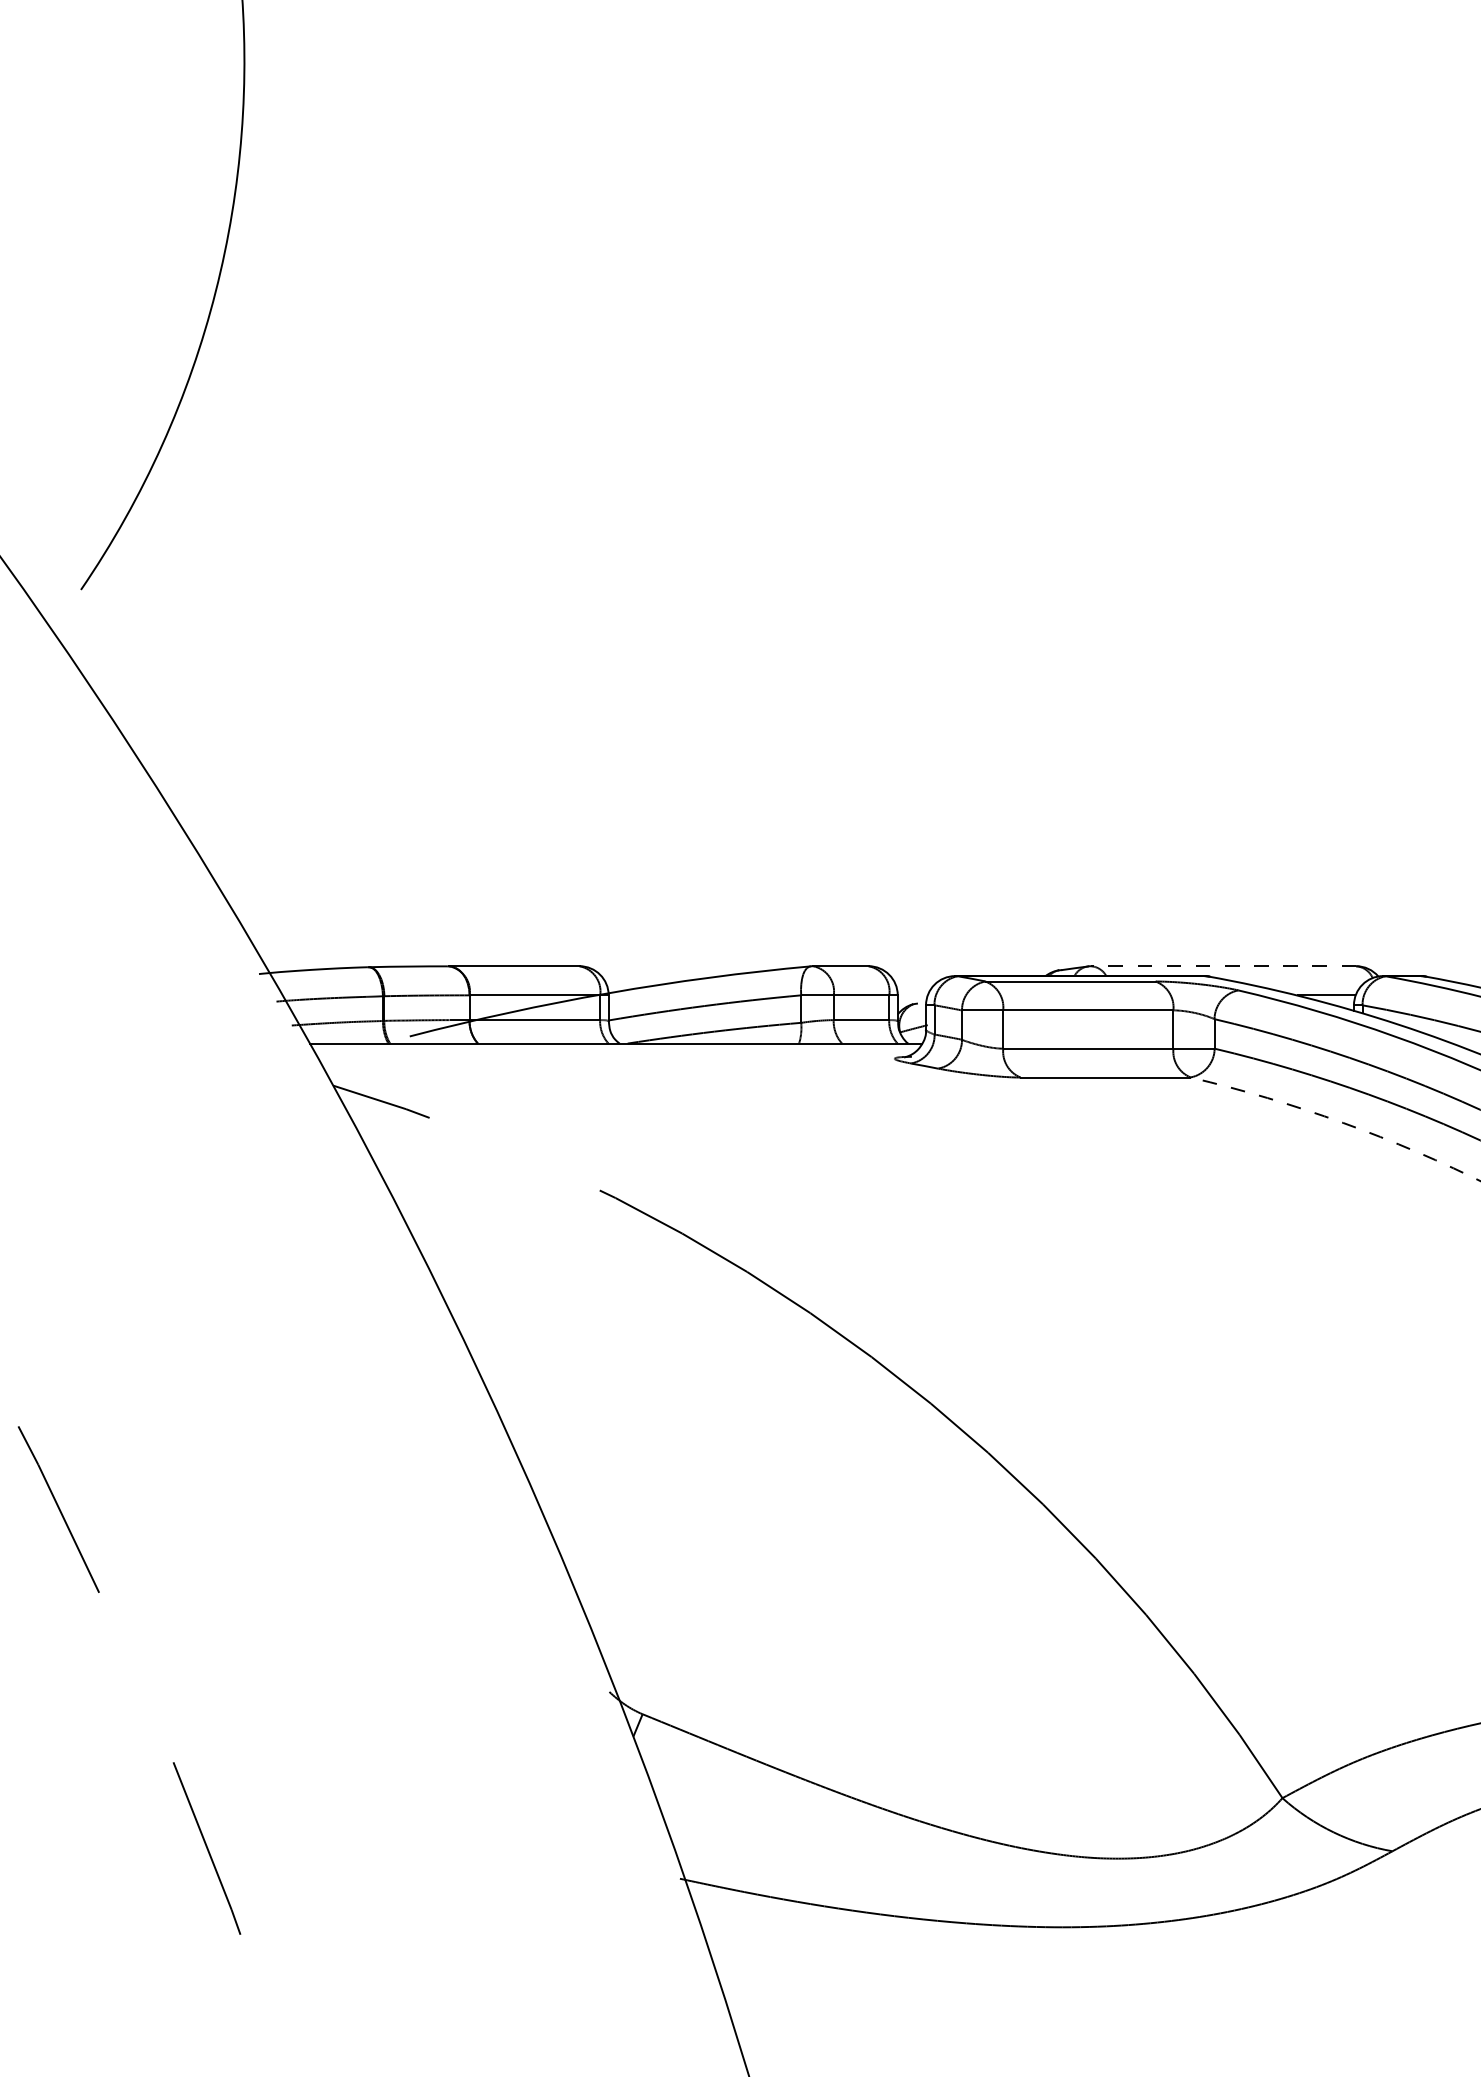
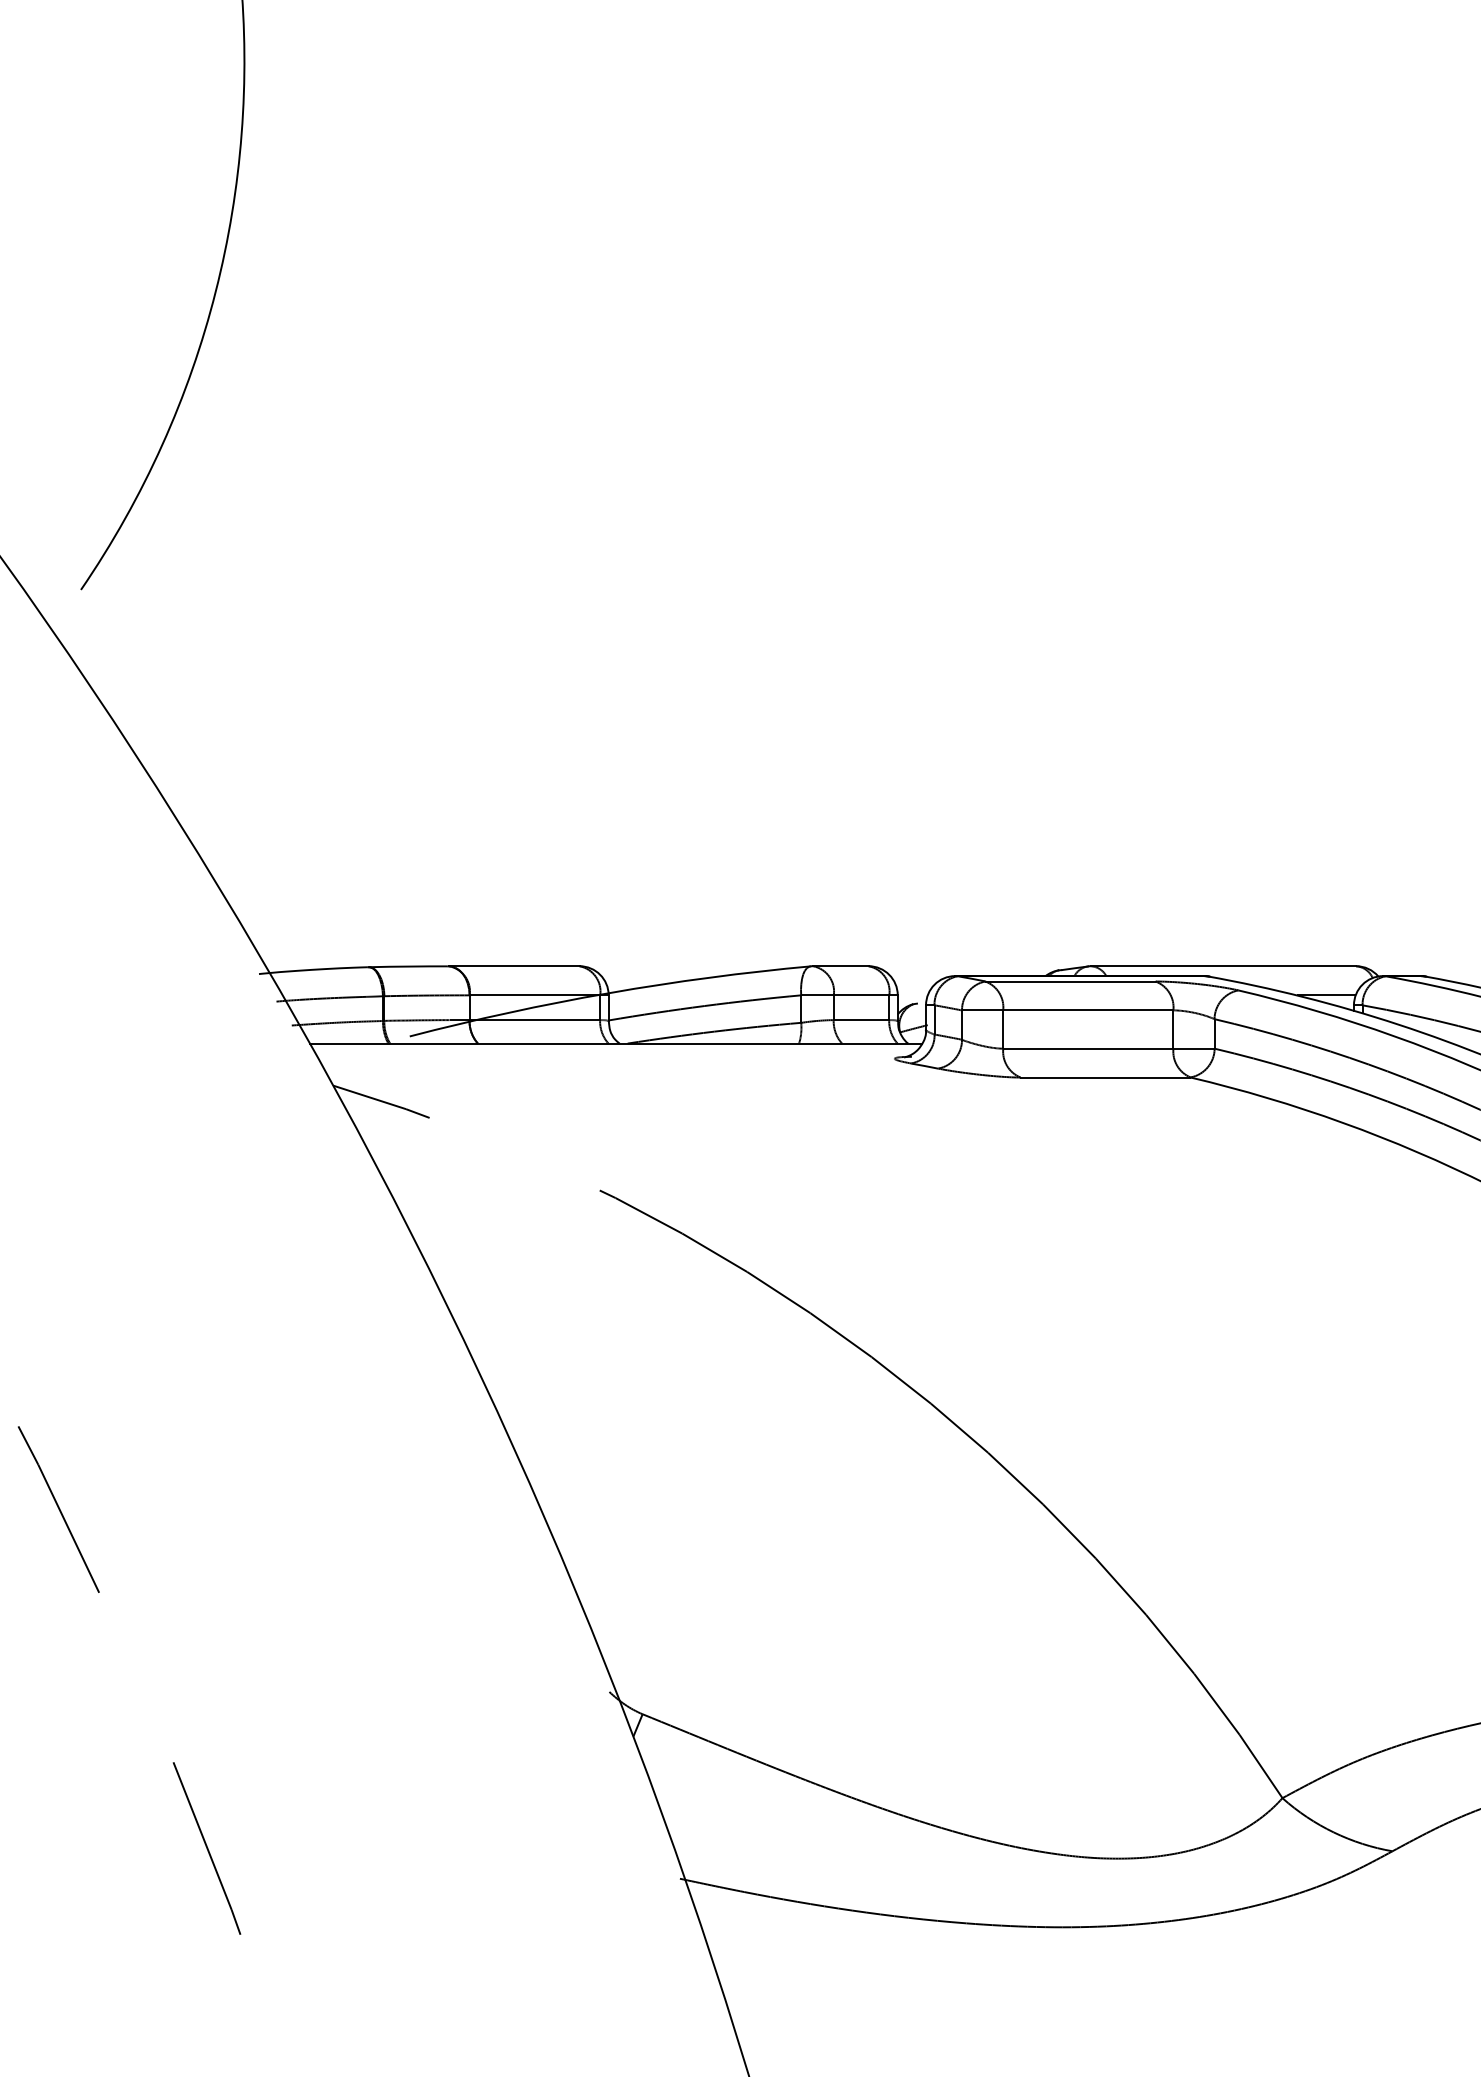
line: dashed -> solid (1223, 966)
arc: dashed -> solid (1338, 1121)
